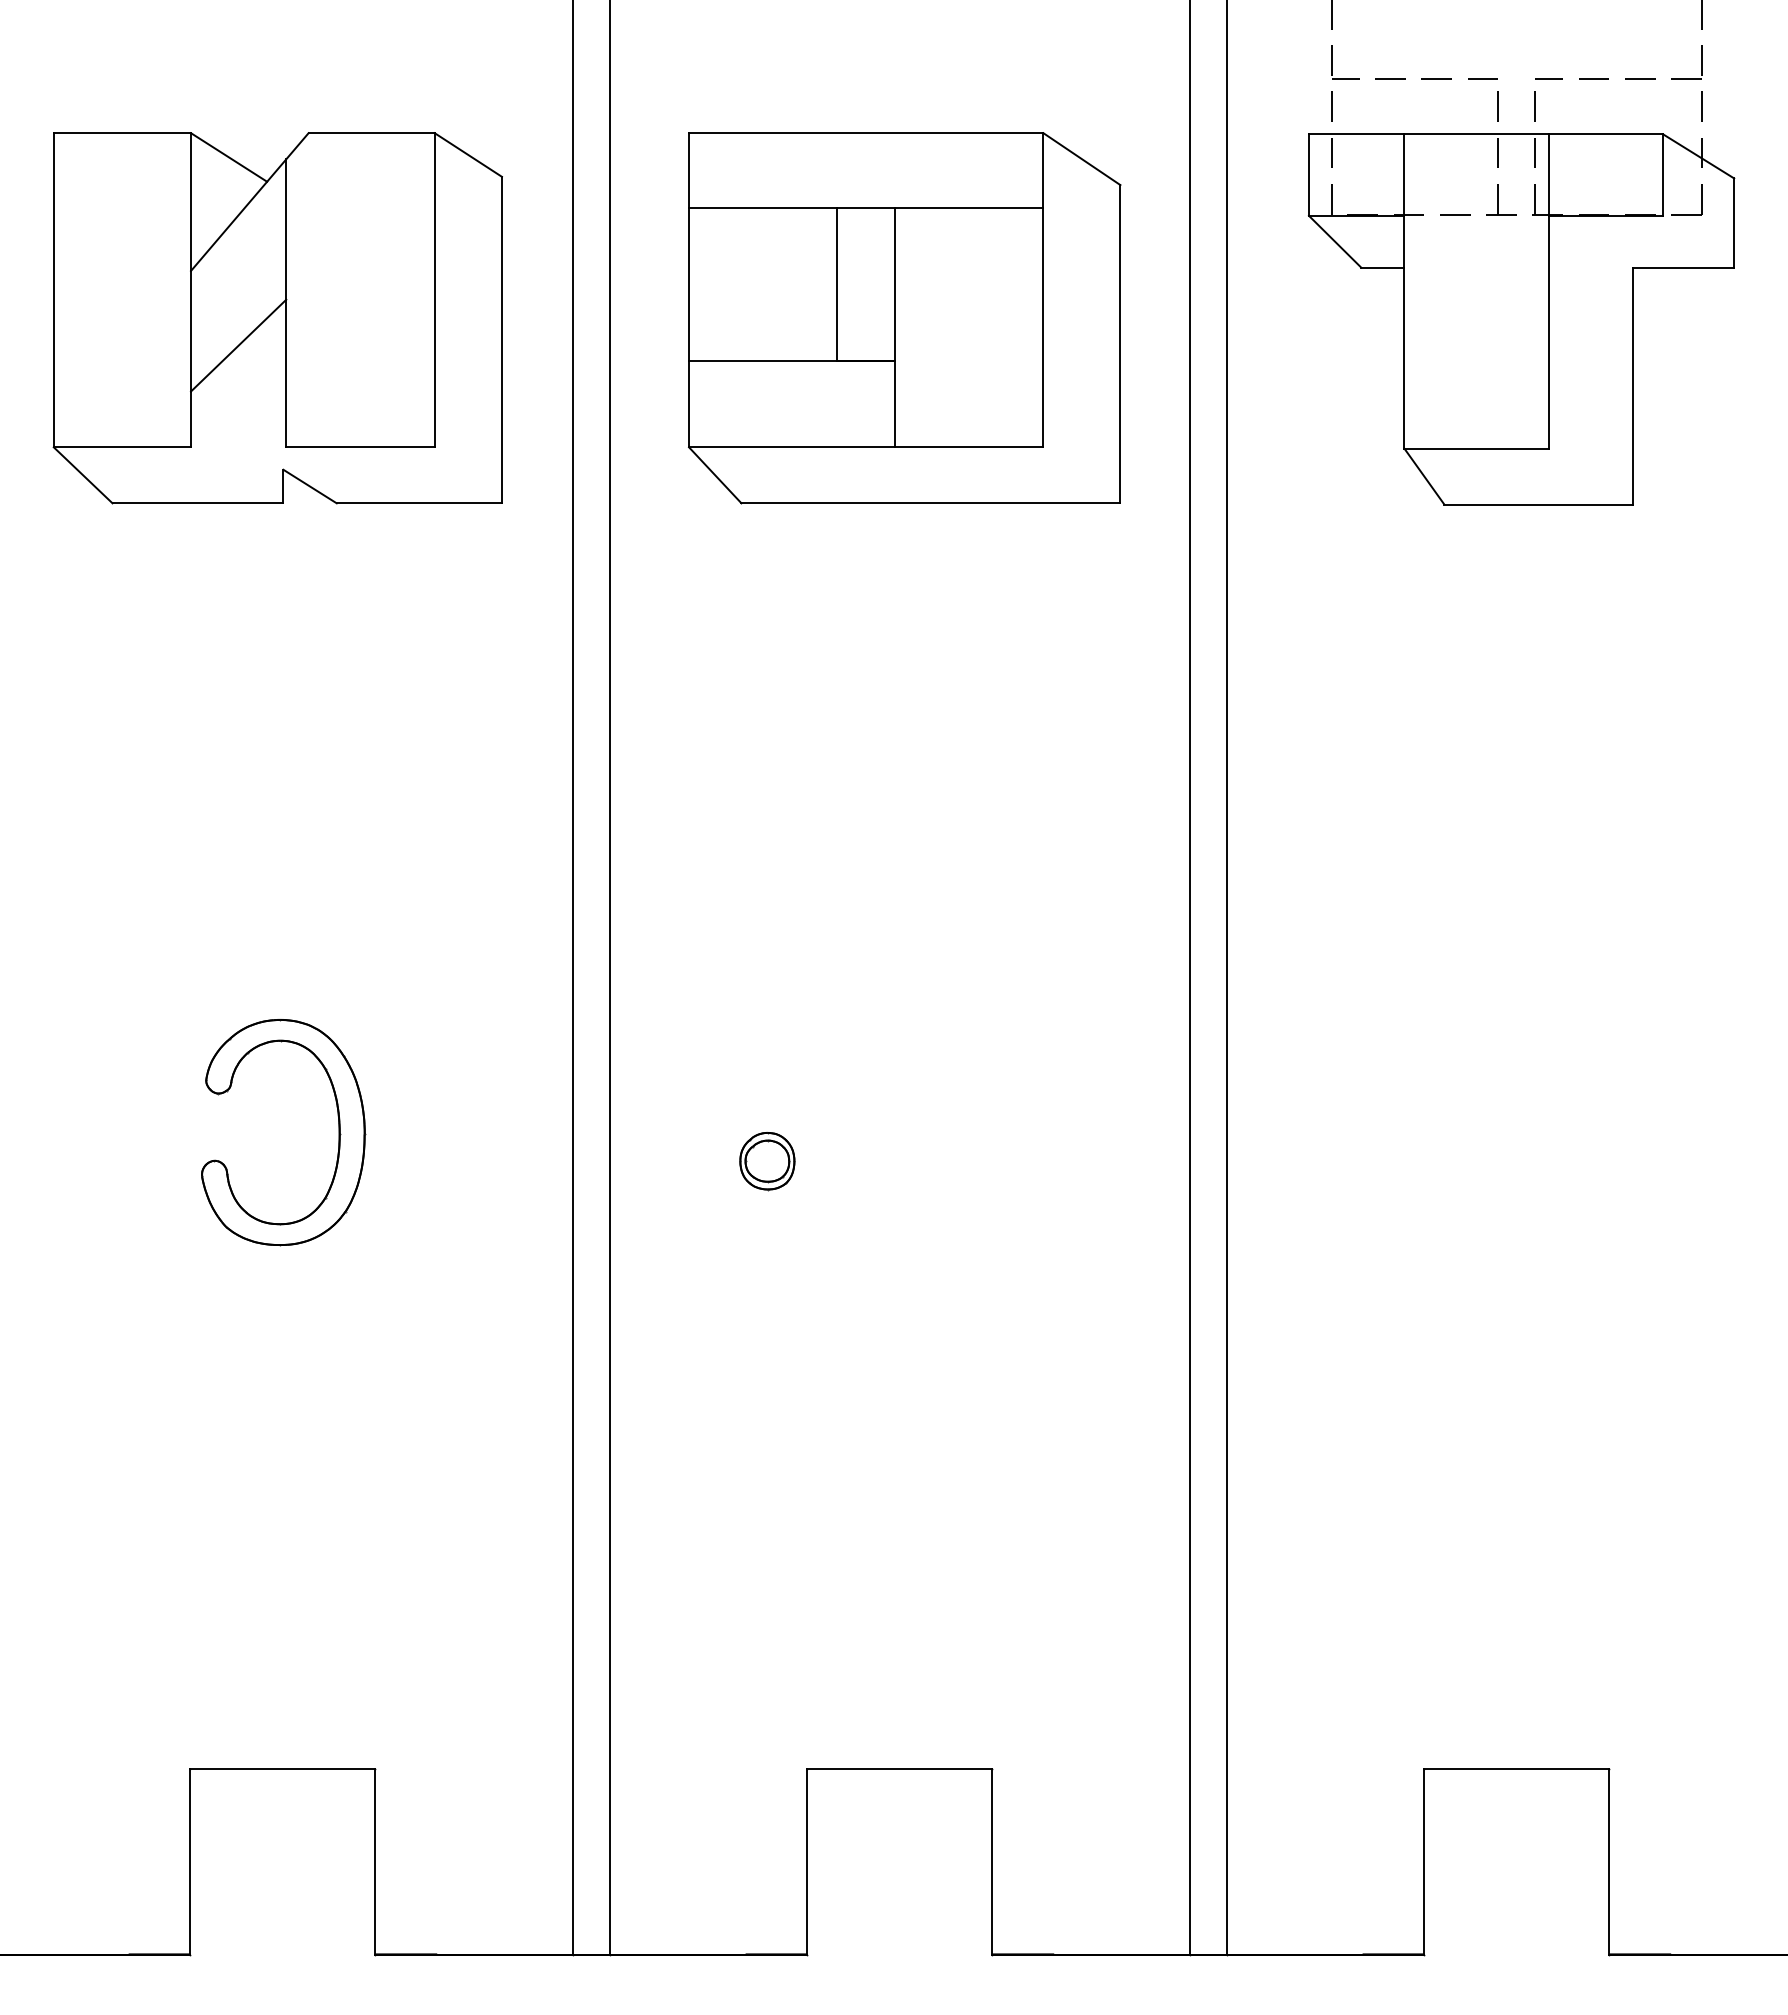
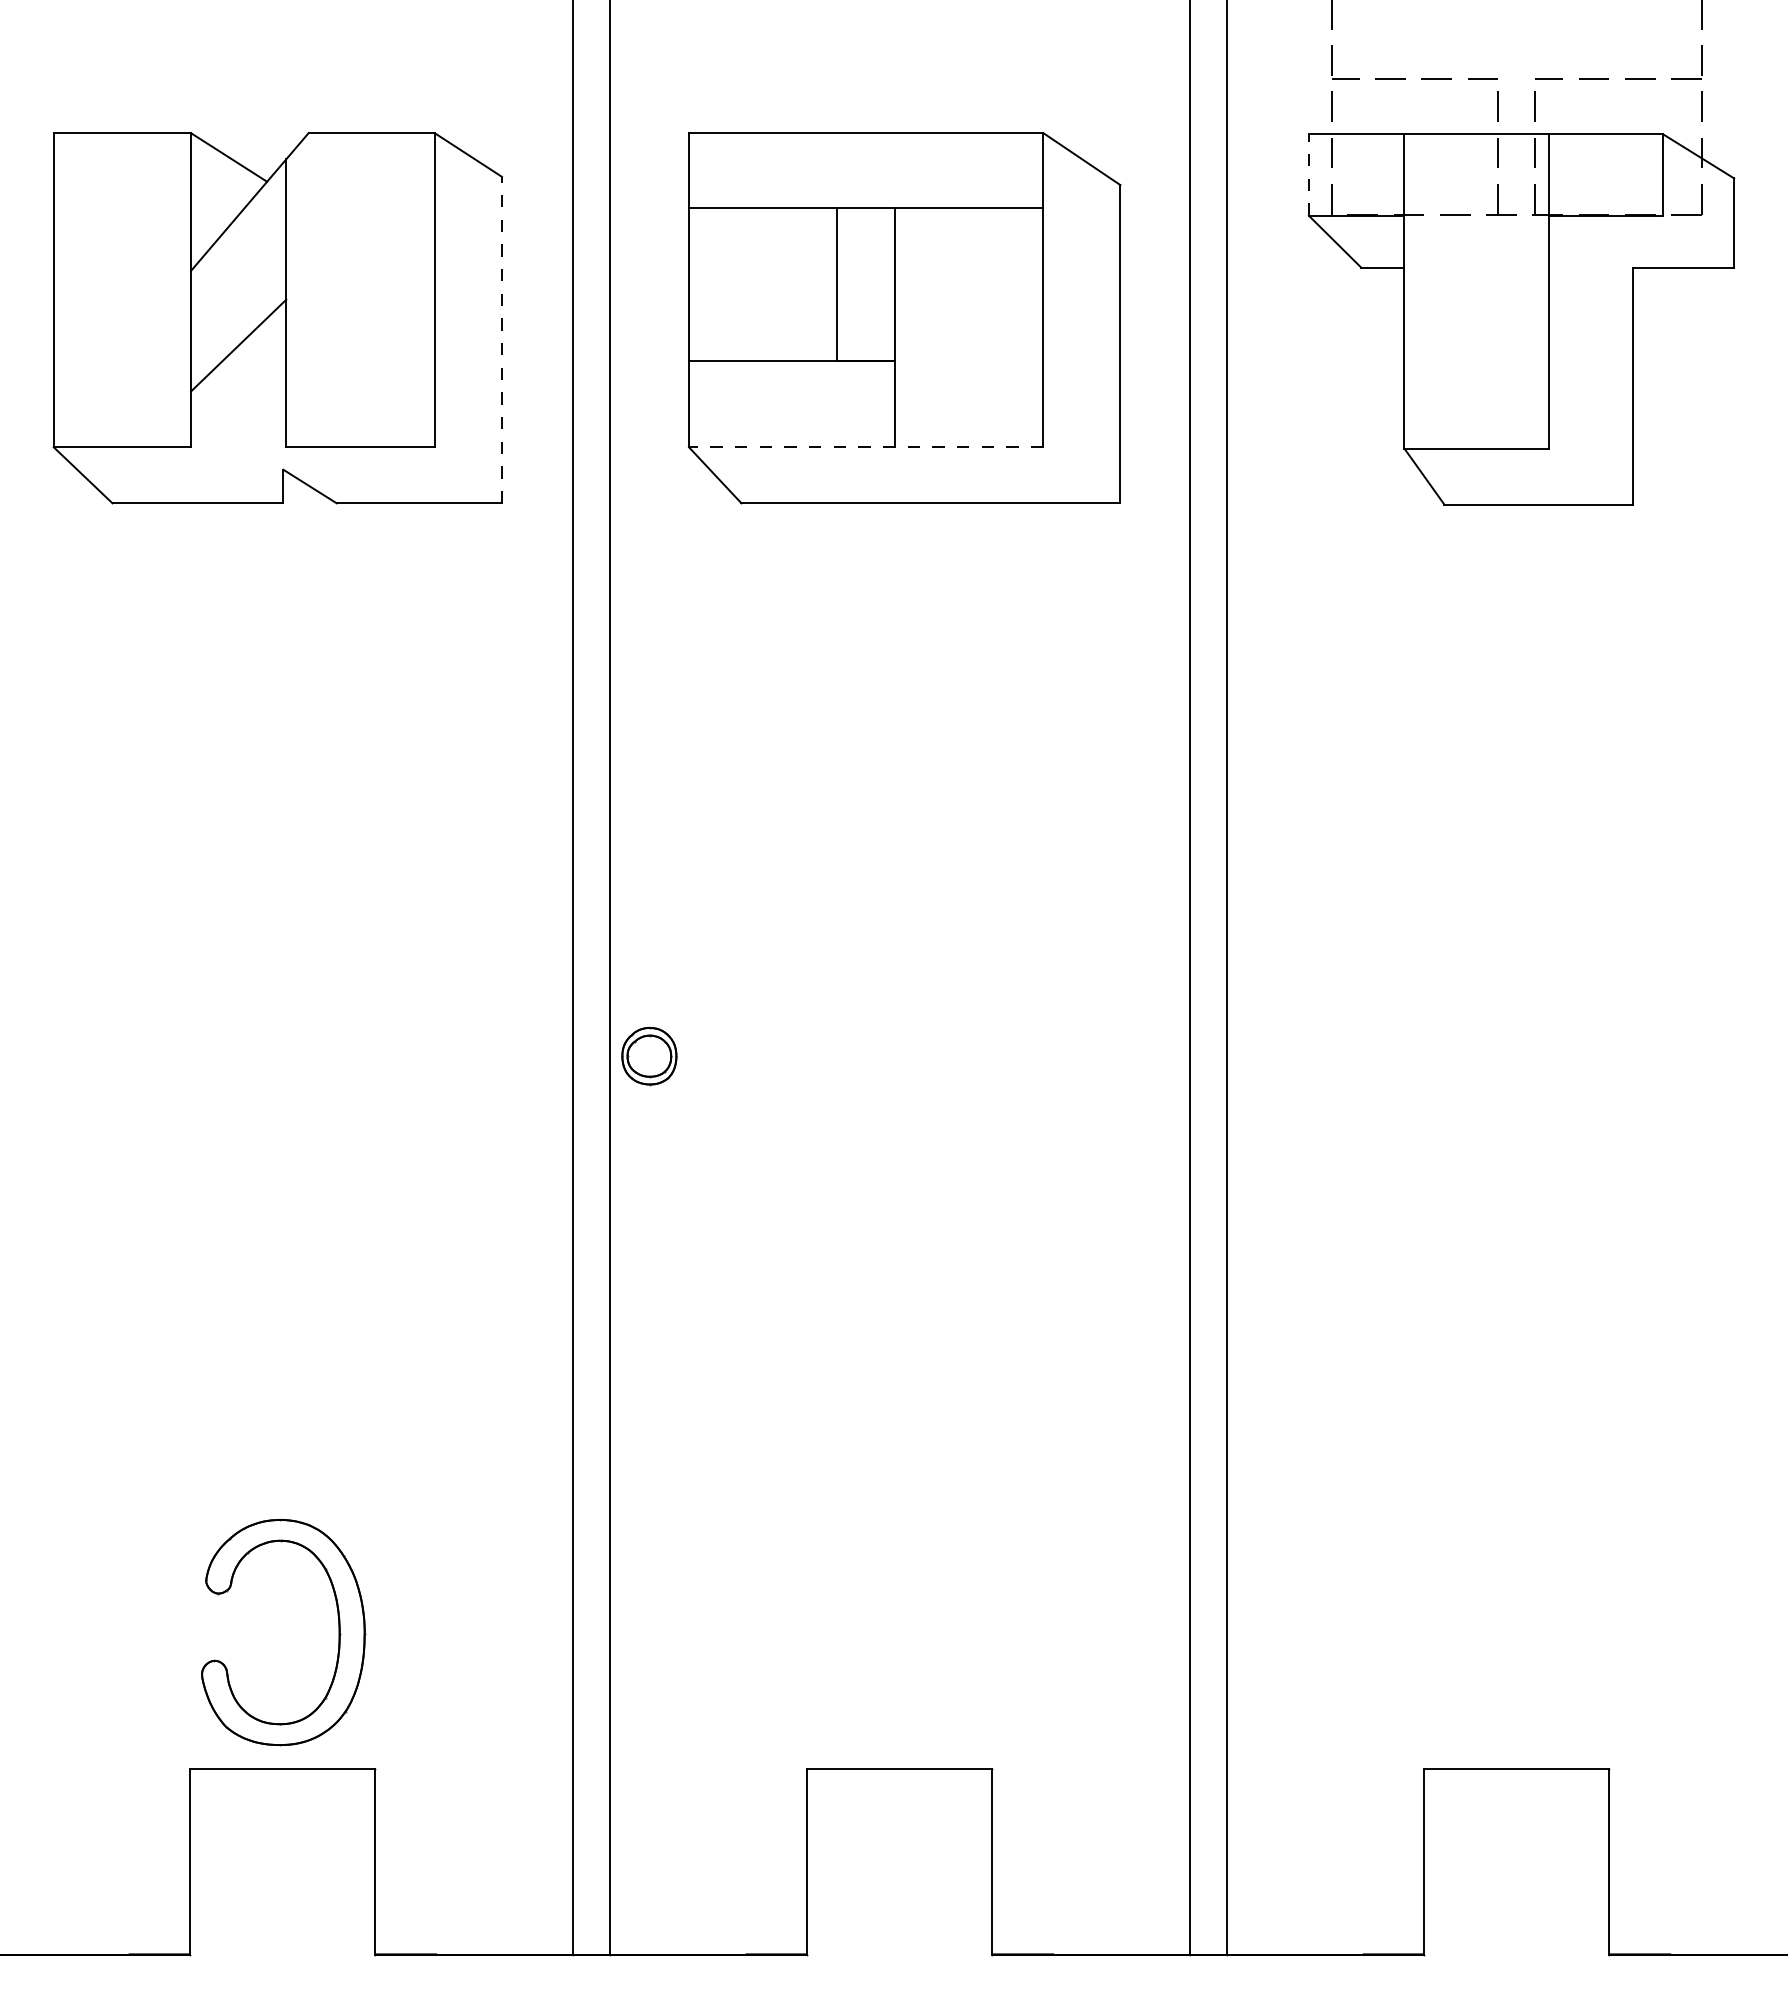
line: solid -> dashed (1308, 175)
line: solid -> dashed (501, 339)
line: solid -> dashed (865, 447)
part position: (338, 1132) -> (338, 1632) (338, 1632)
part position: (767, 1161) -> (649, 1056) (649, 1056)
